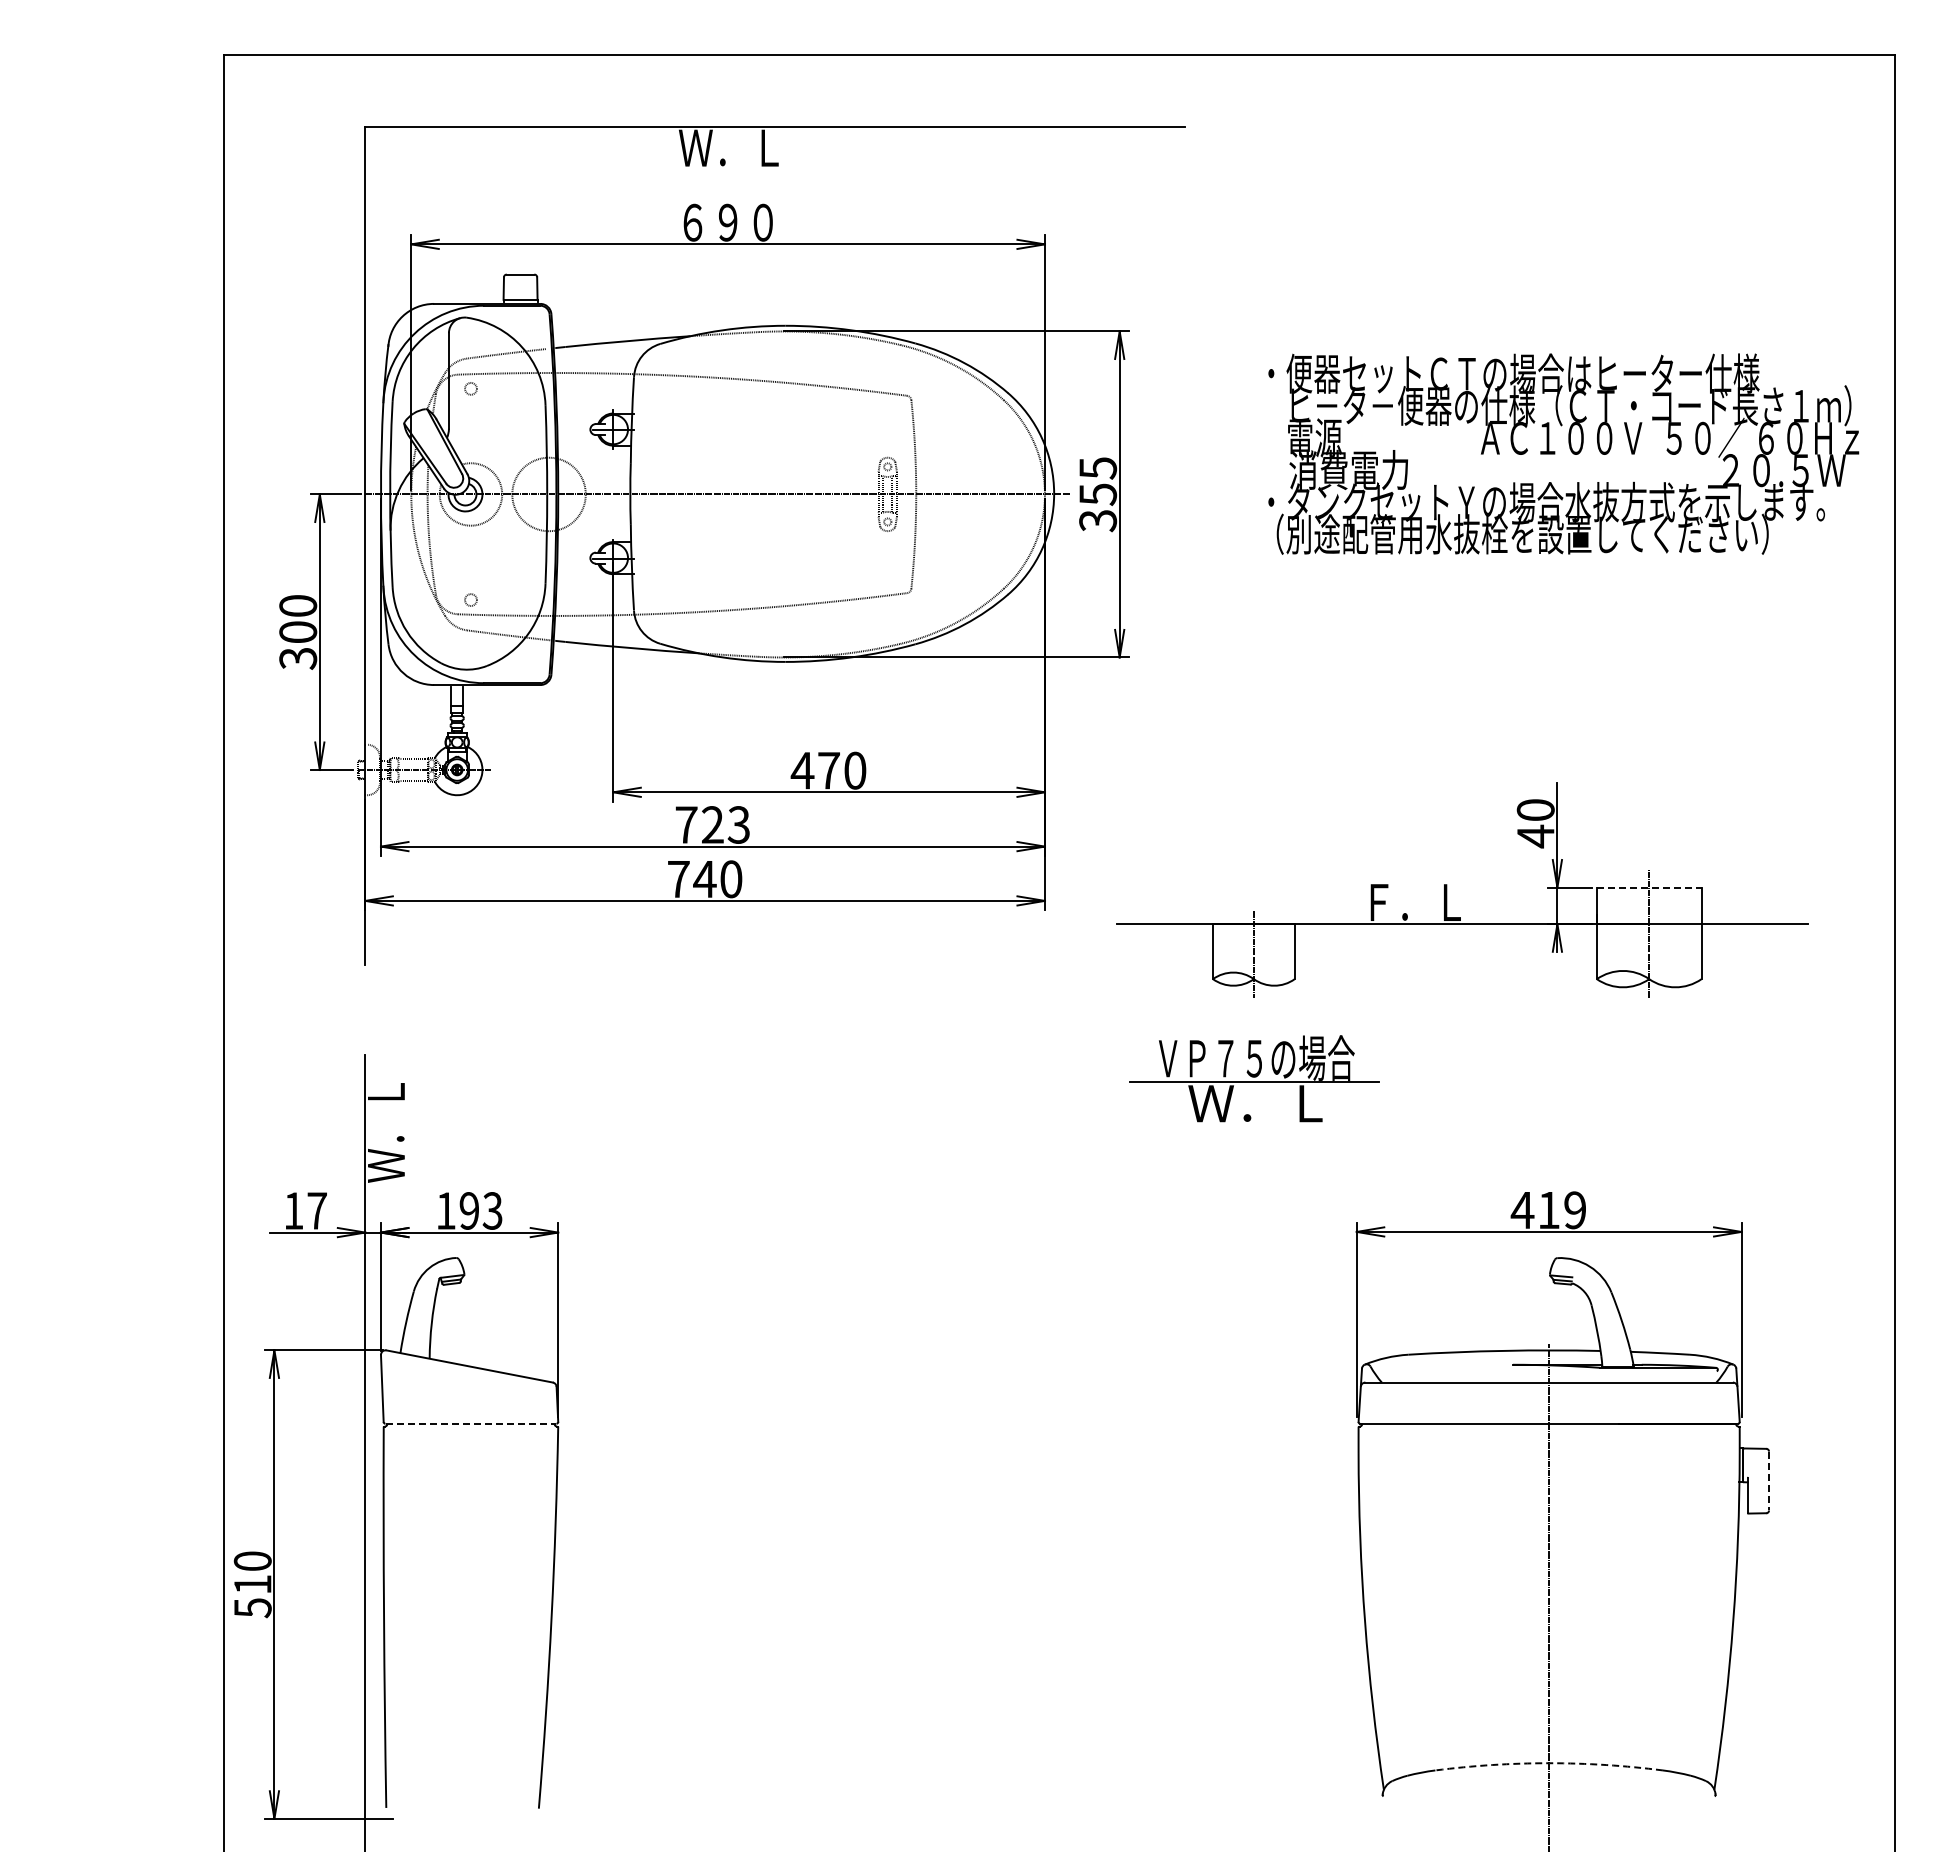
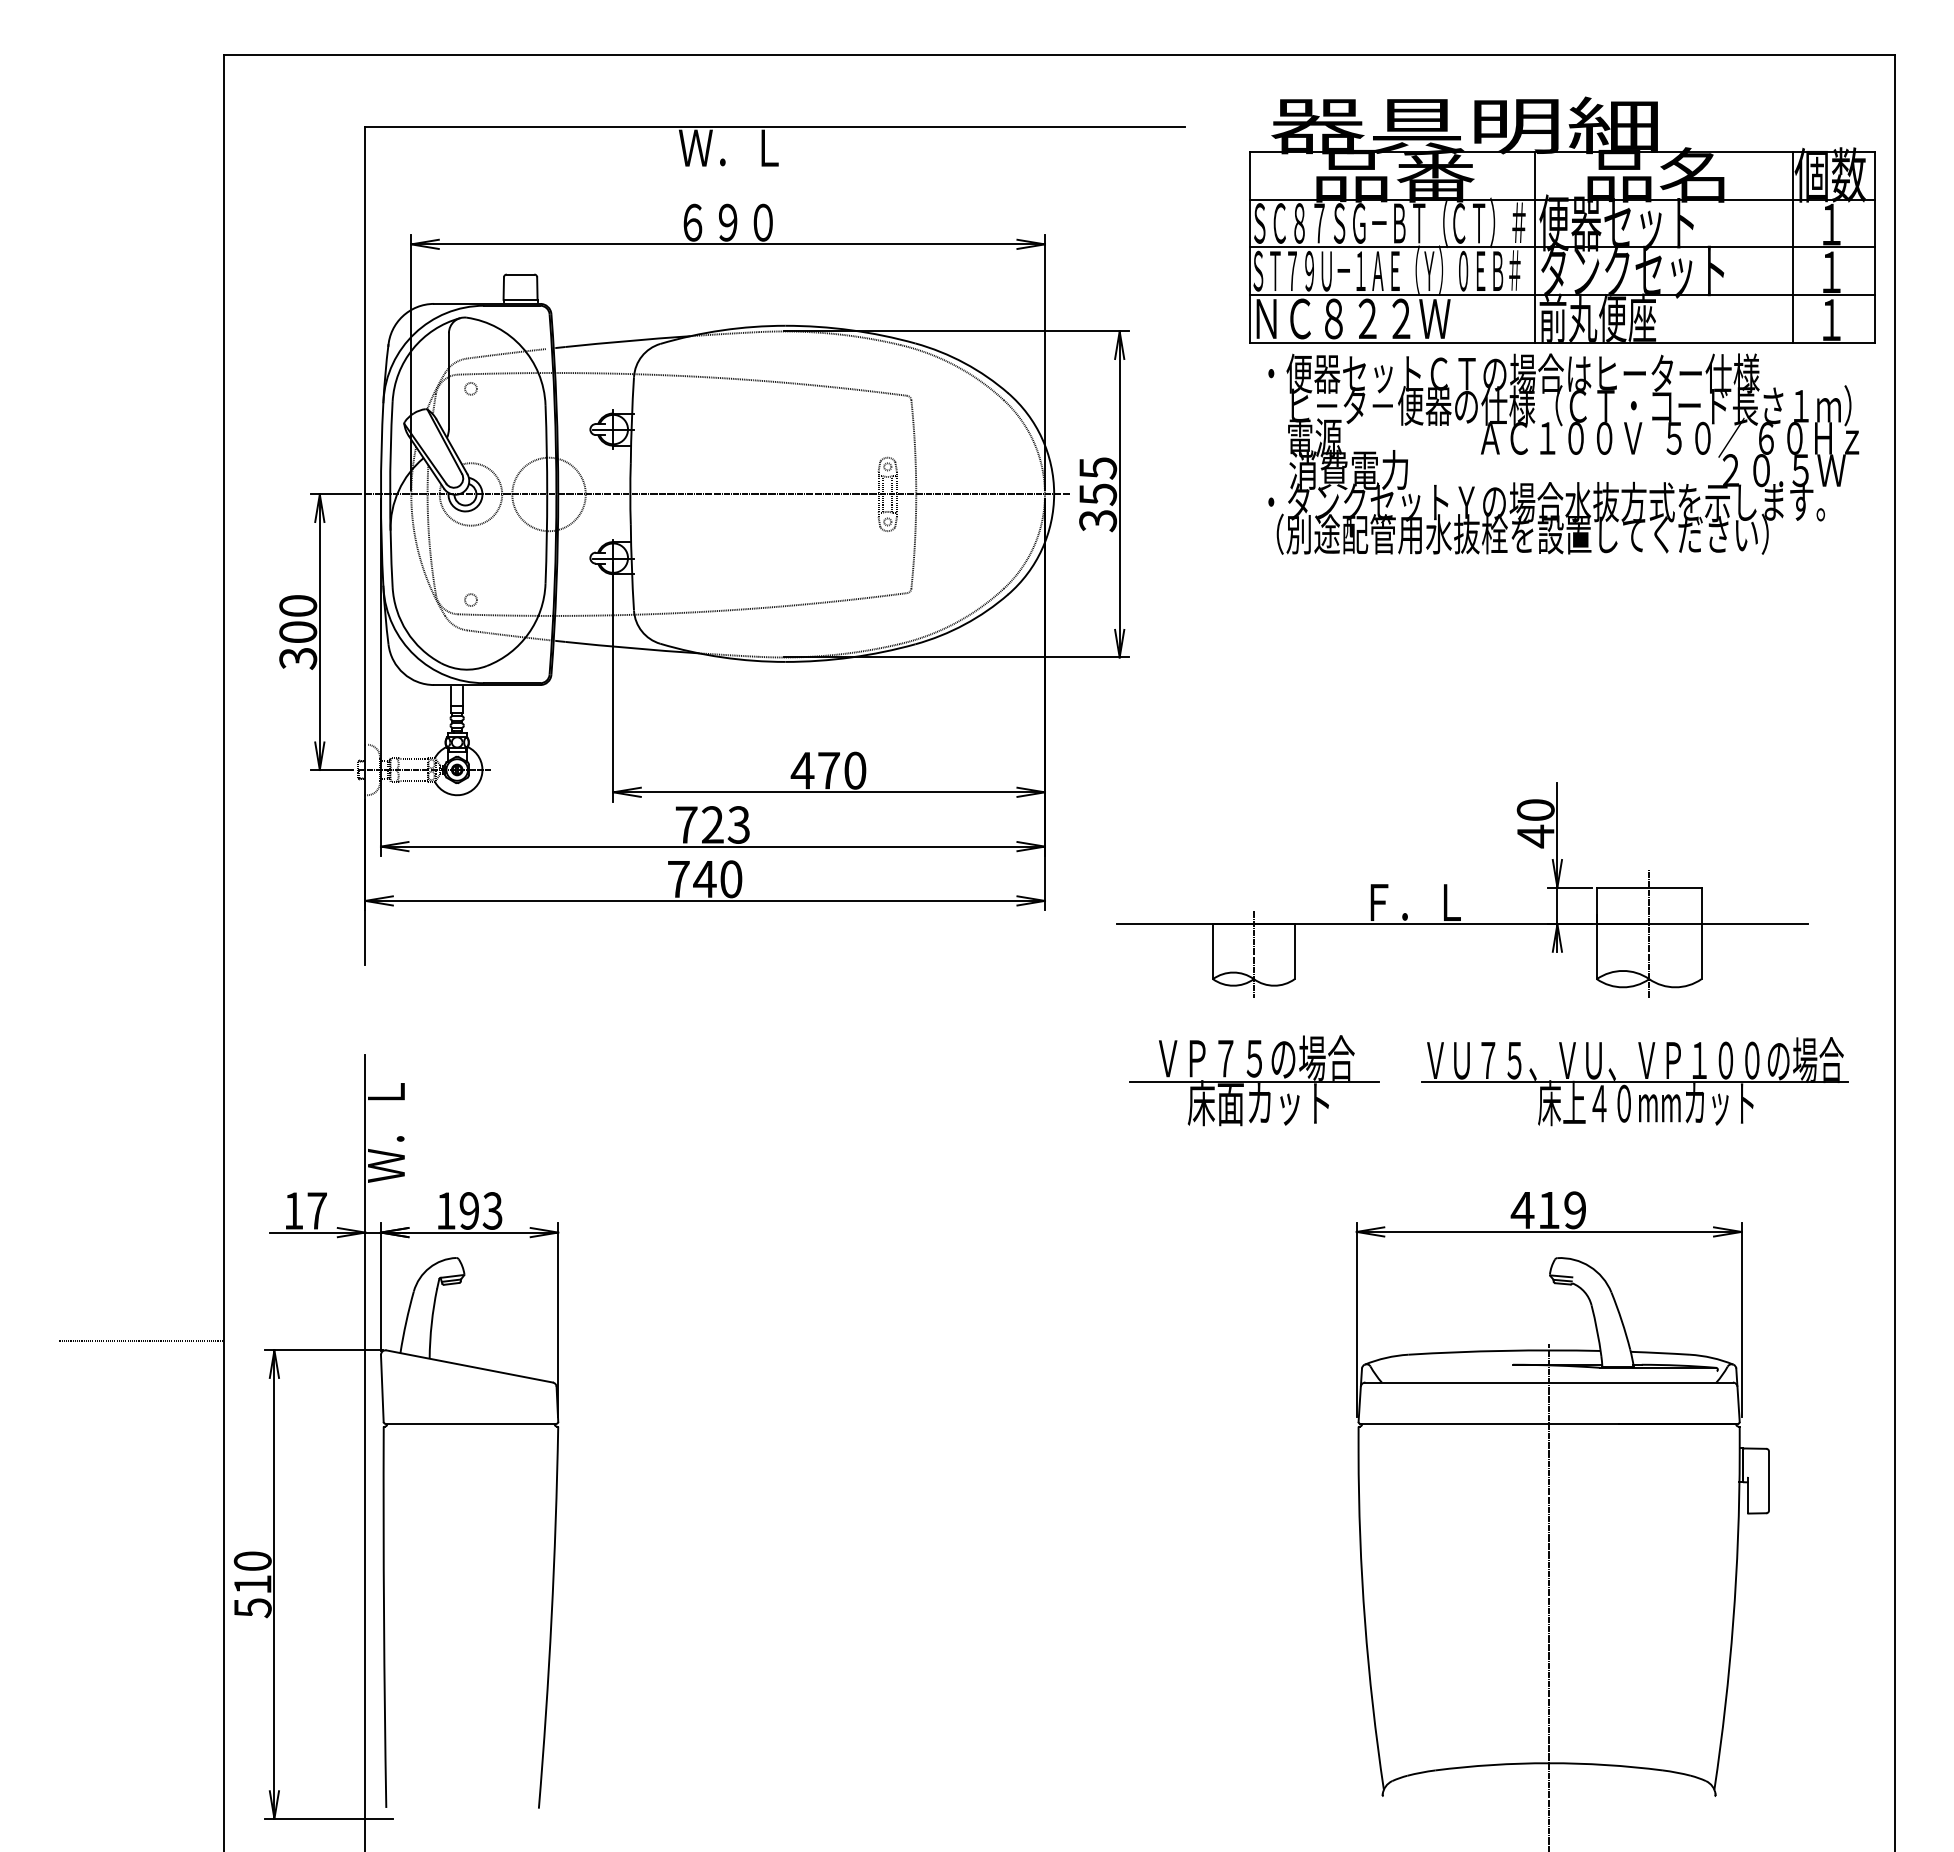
part: none -> present (1562, 219)
line: dashed -> solid (1649, 887)
part: none -> present (1634, 1081)
text: Ｗ．Ｌ -> 床面カット (1257, 1103)
line: none -> present (140, 1341)
line: dashed -> solid (471, 1423)
line: dashed -> solid (1769, 1481)
arc: dashed -> solid (1549, 1763)
